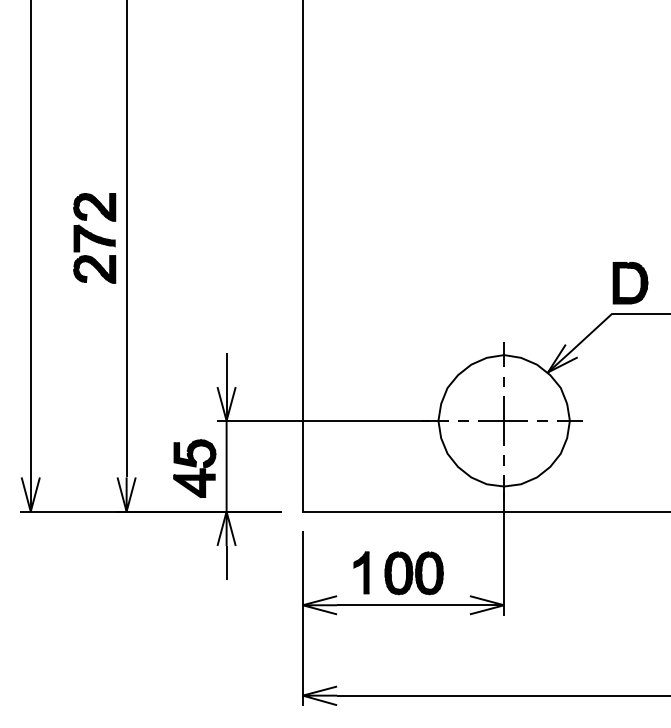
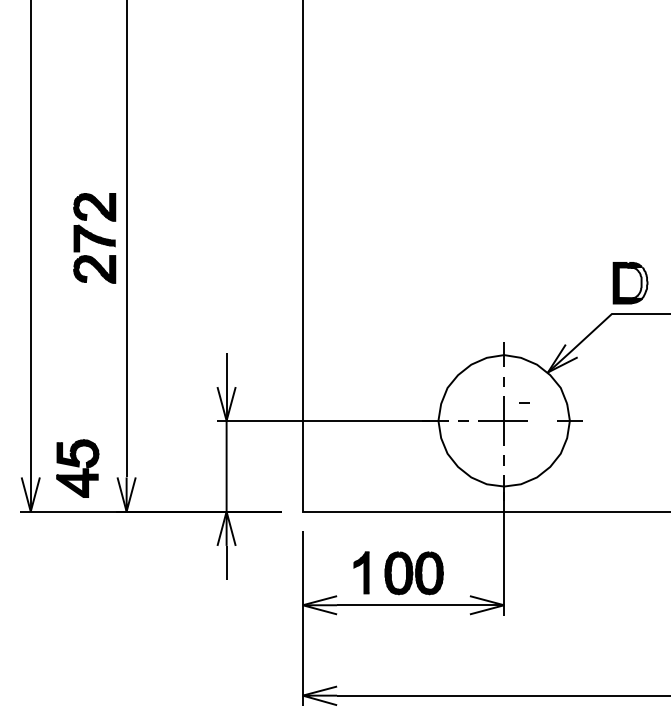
fill: present -> none (632, 282)
line position: (542, 420) -> (524, 402) (524, 402)
part position: (194, 468) -> (77, 468) (77, 468)
